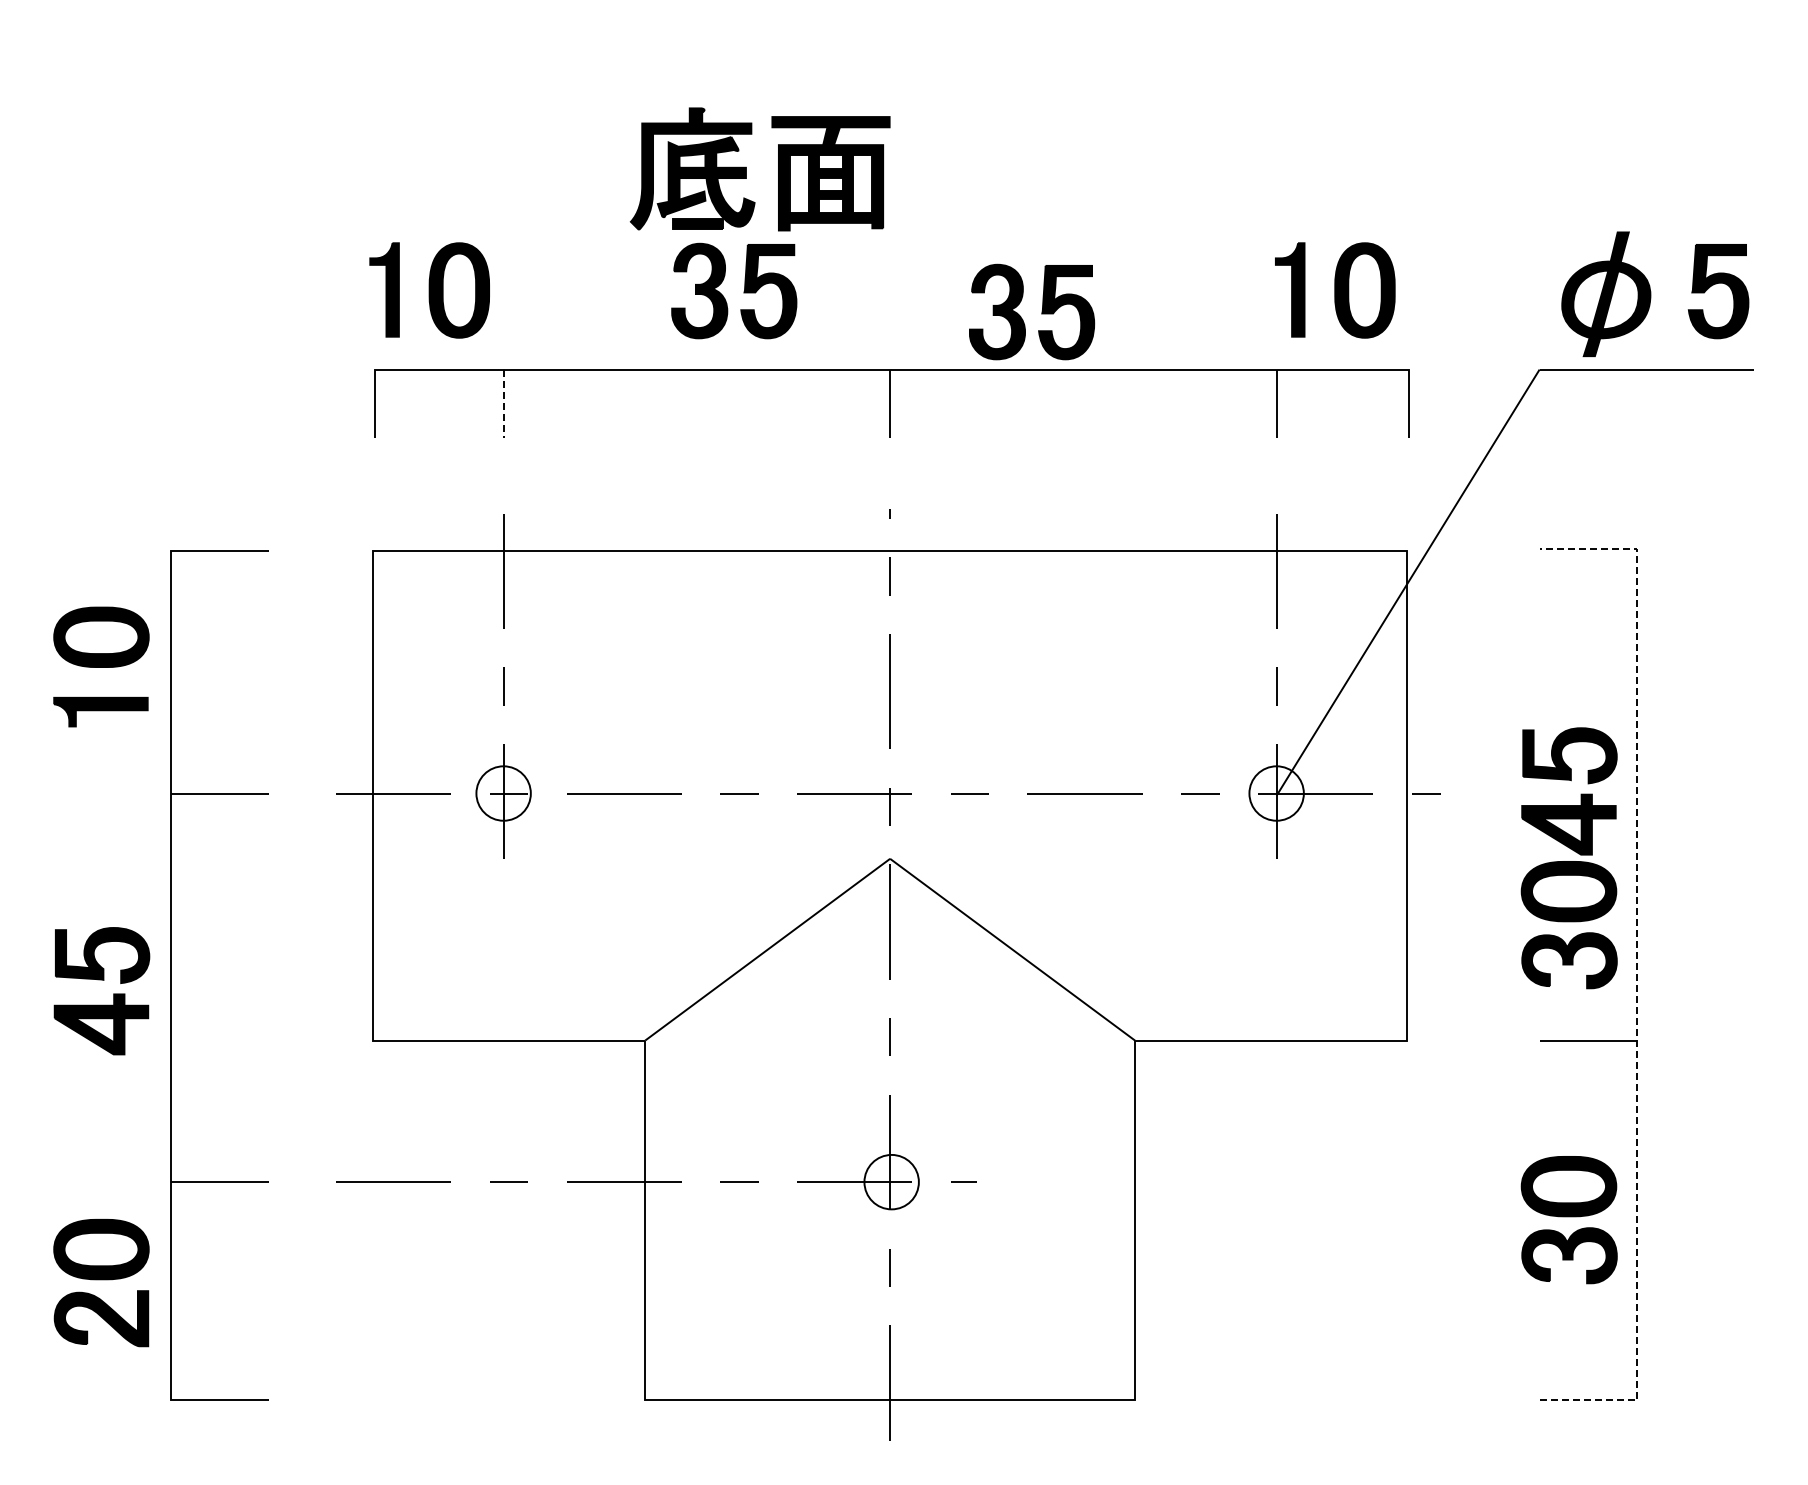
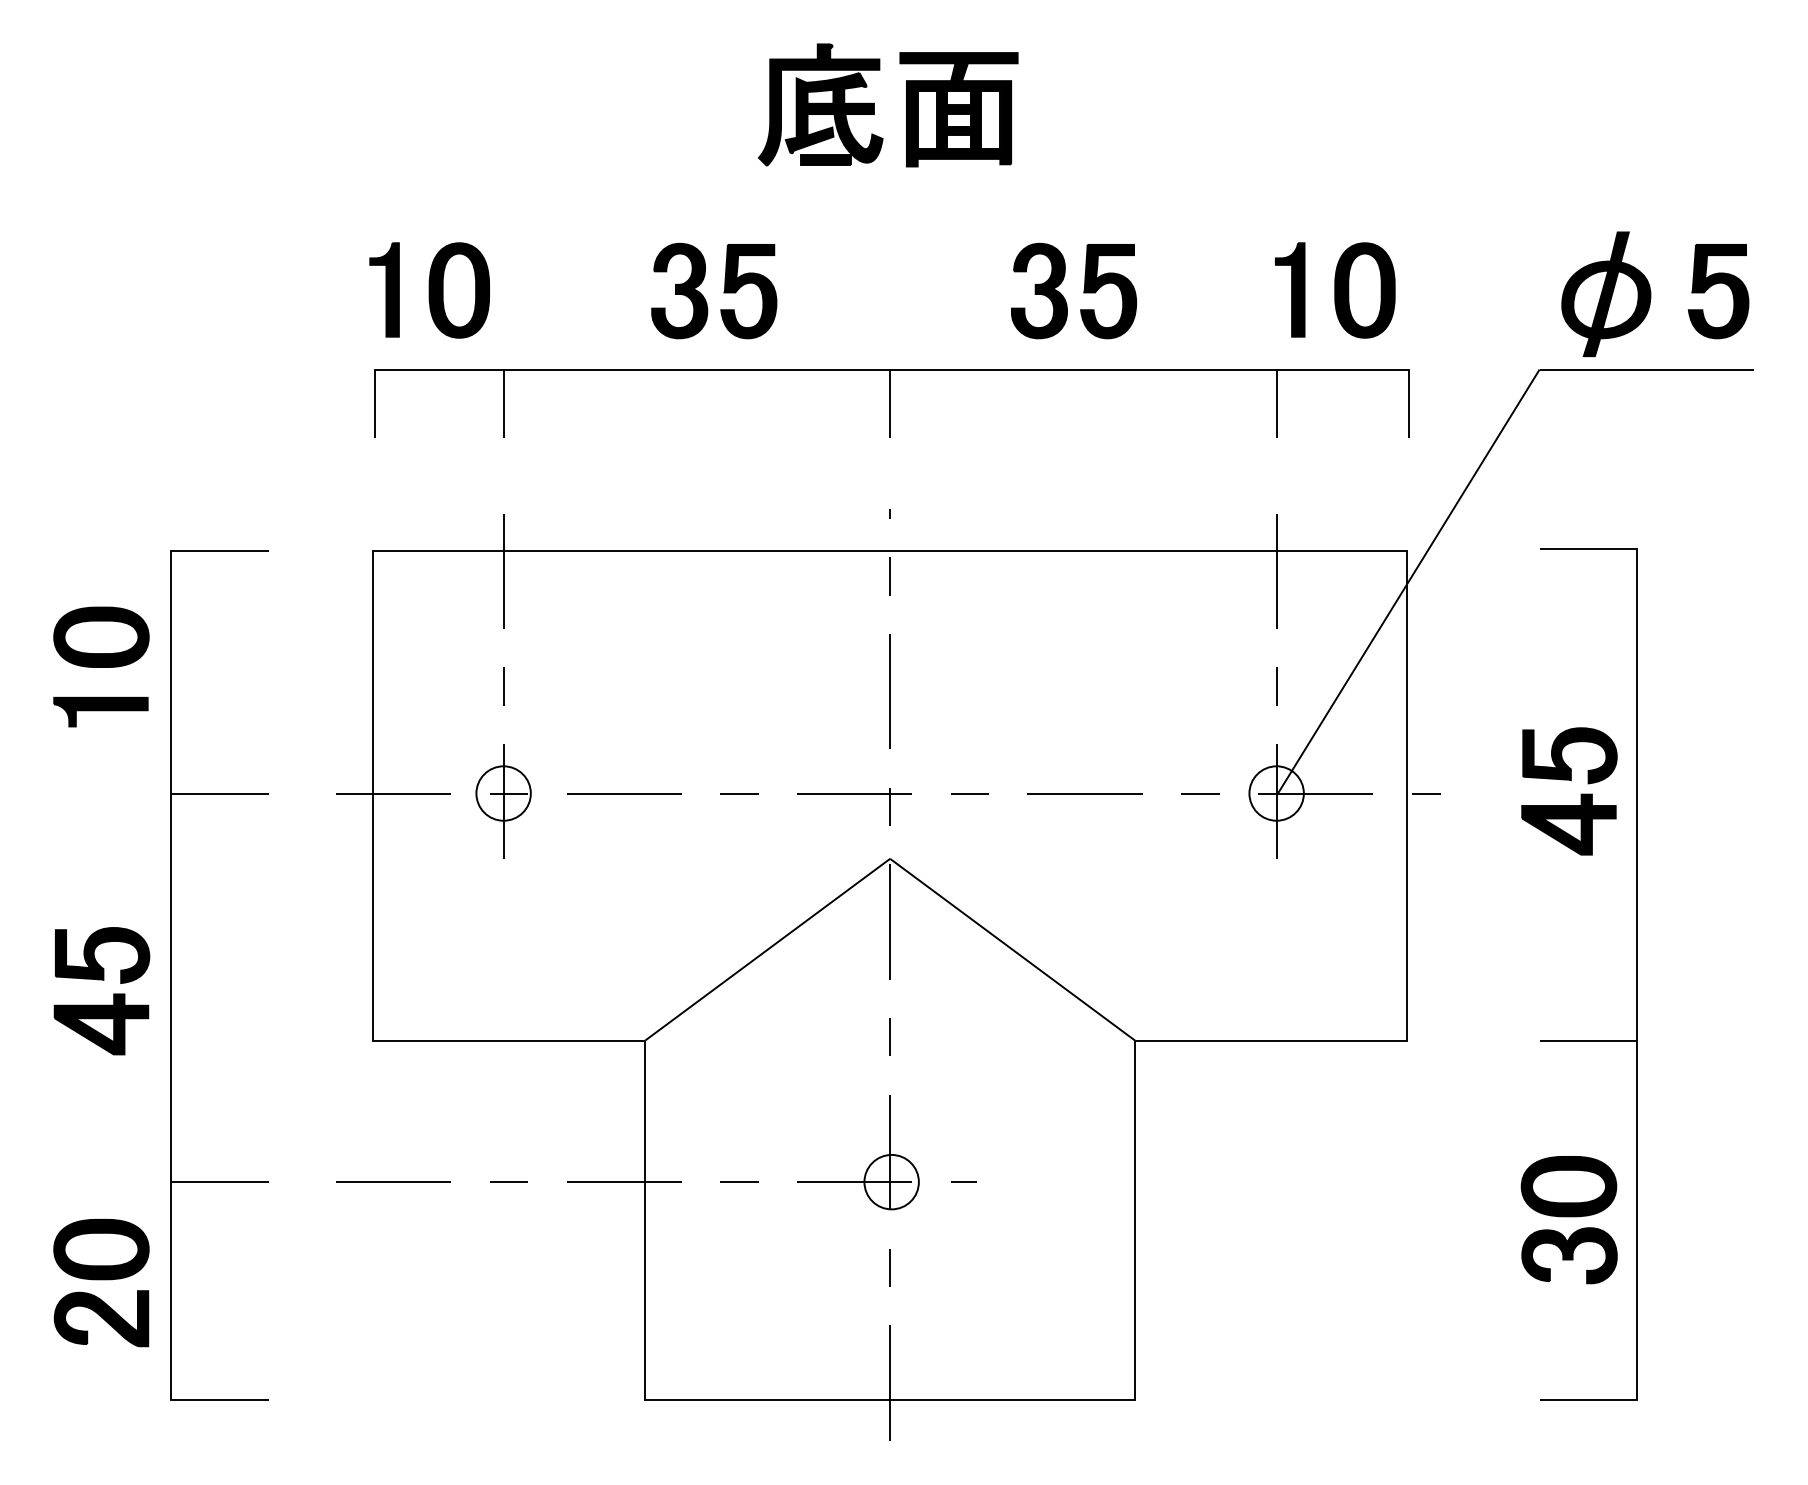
part position: (746, 169) -> (874, 105) (874, 105)
part position: (743, 291) -> (723, 291) (723, 291)
part position: (1041, 311) -> (1083, 290) (1083, 290)
line: dashed -> solid (503, 404)
part: present -> none (1568, 925)
line: dashed -> solid (1637, 974)
